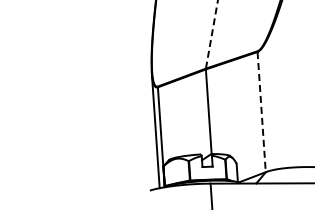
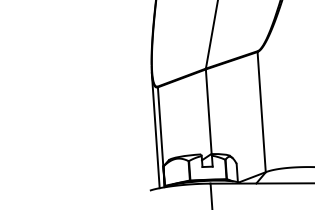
line: dashed -> solid (211, 34)
line: dashed -> solid (261, 112)
